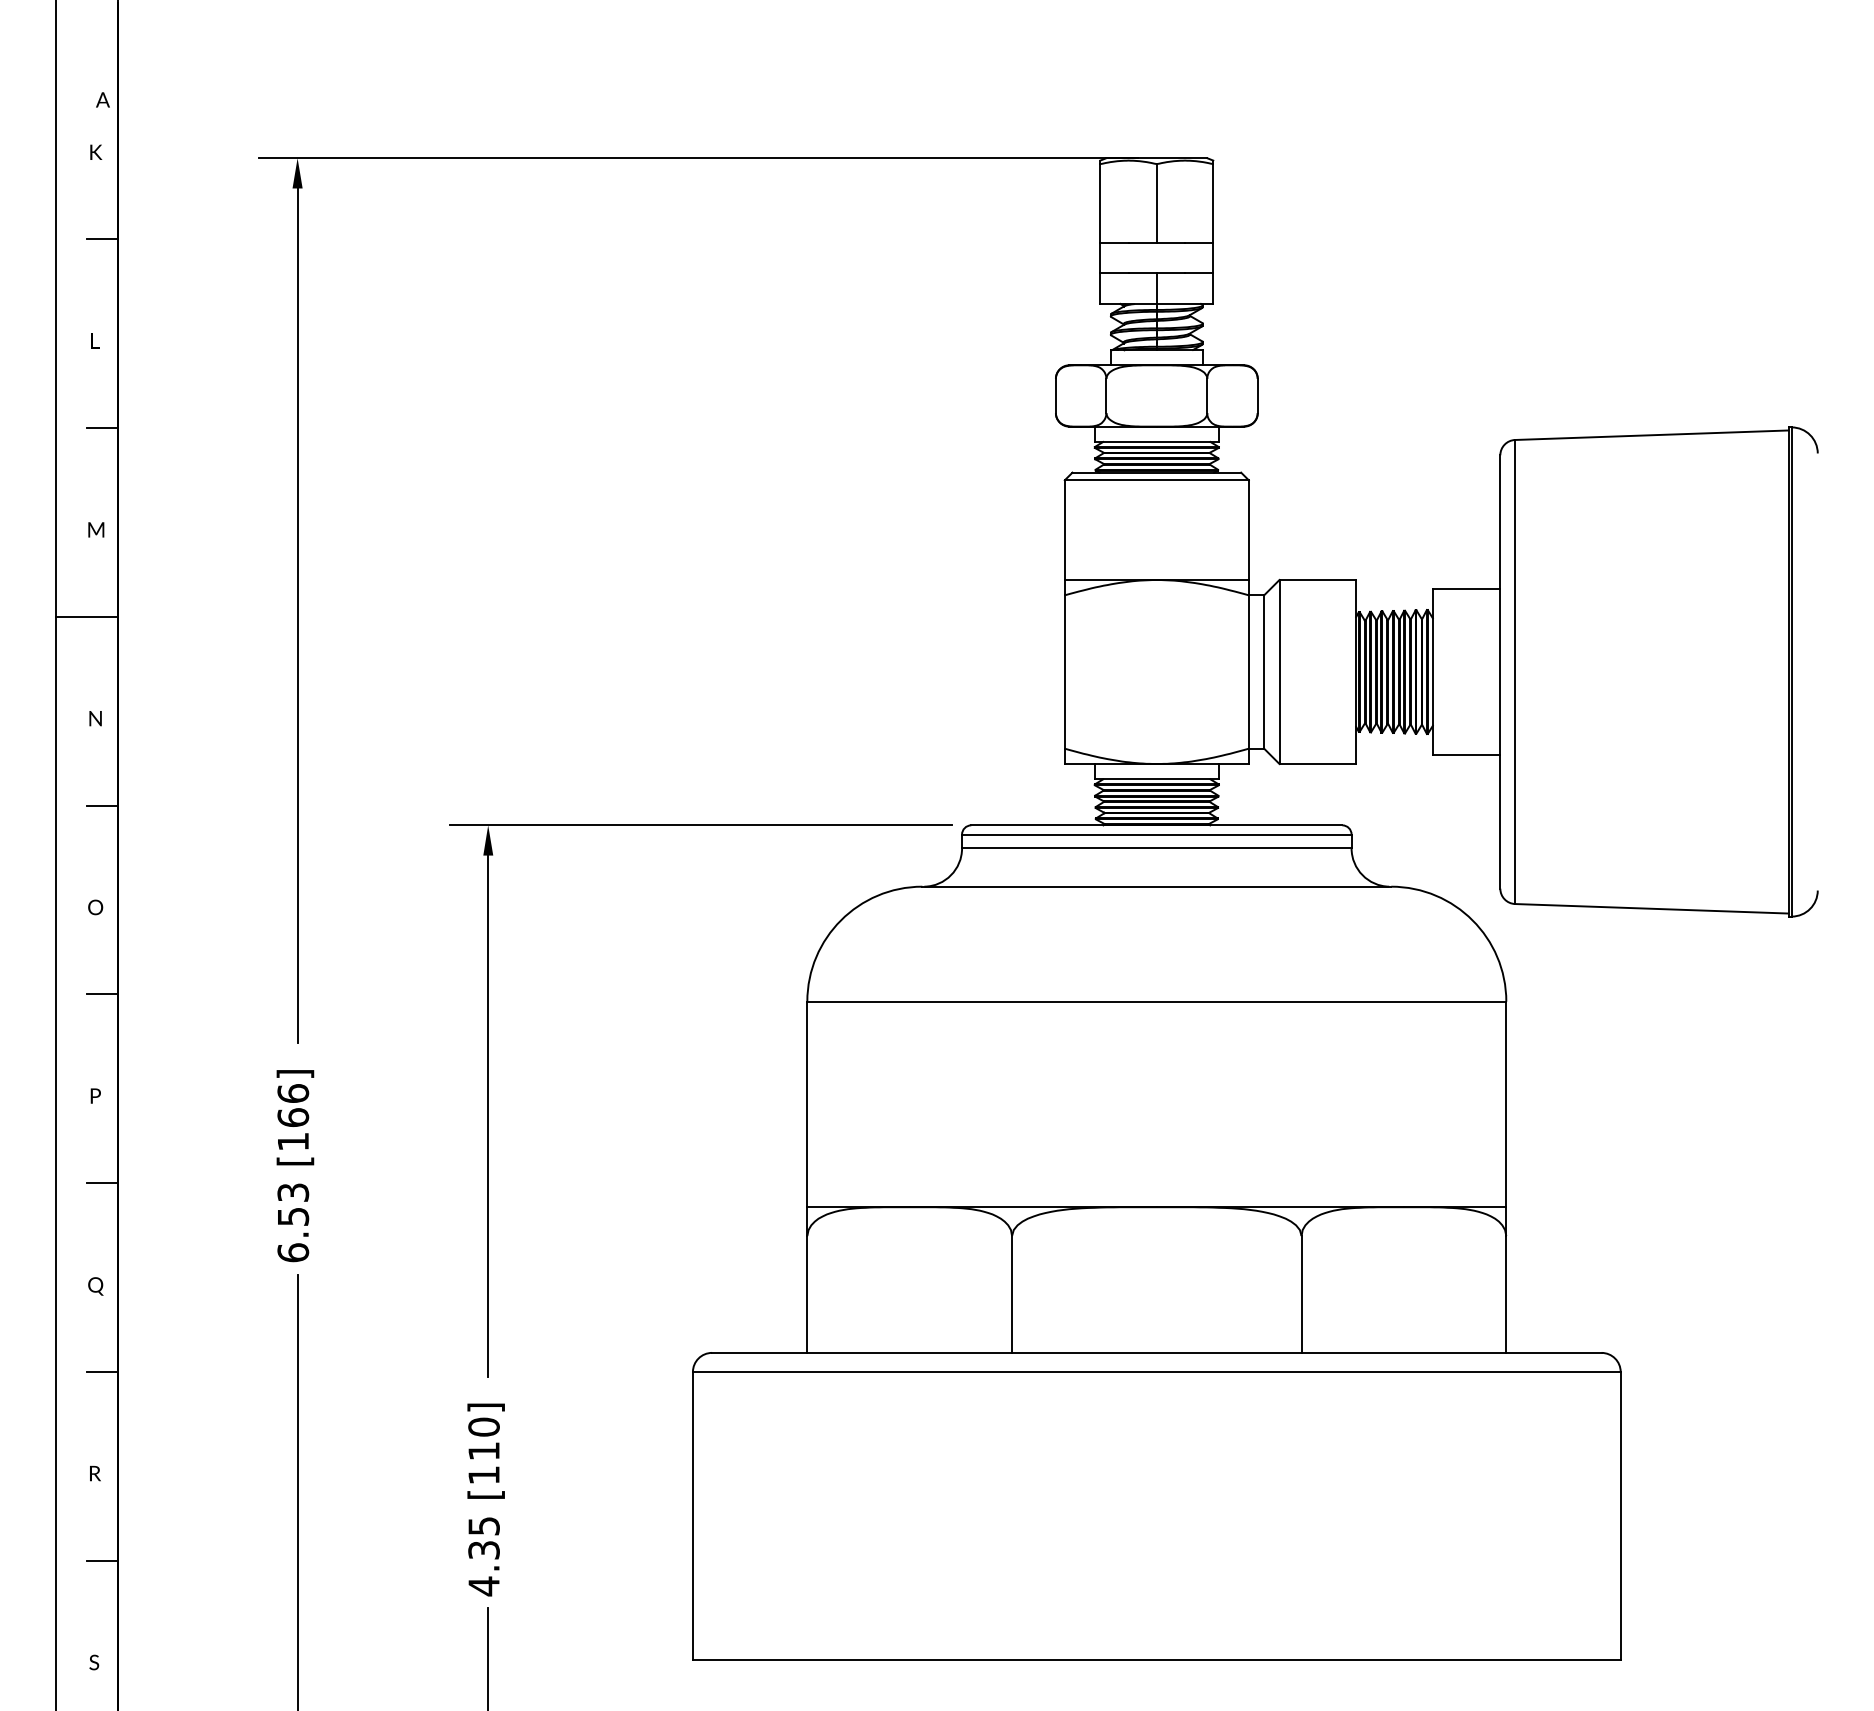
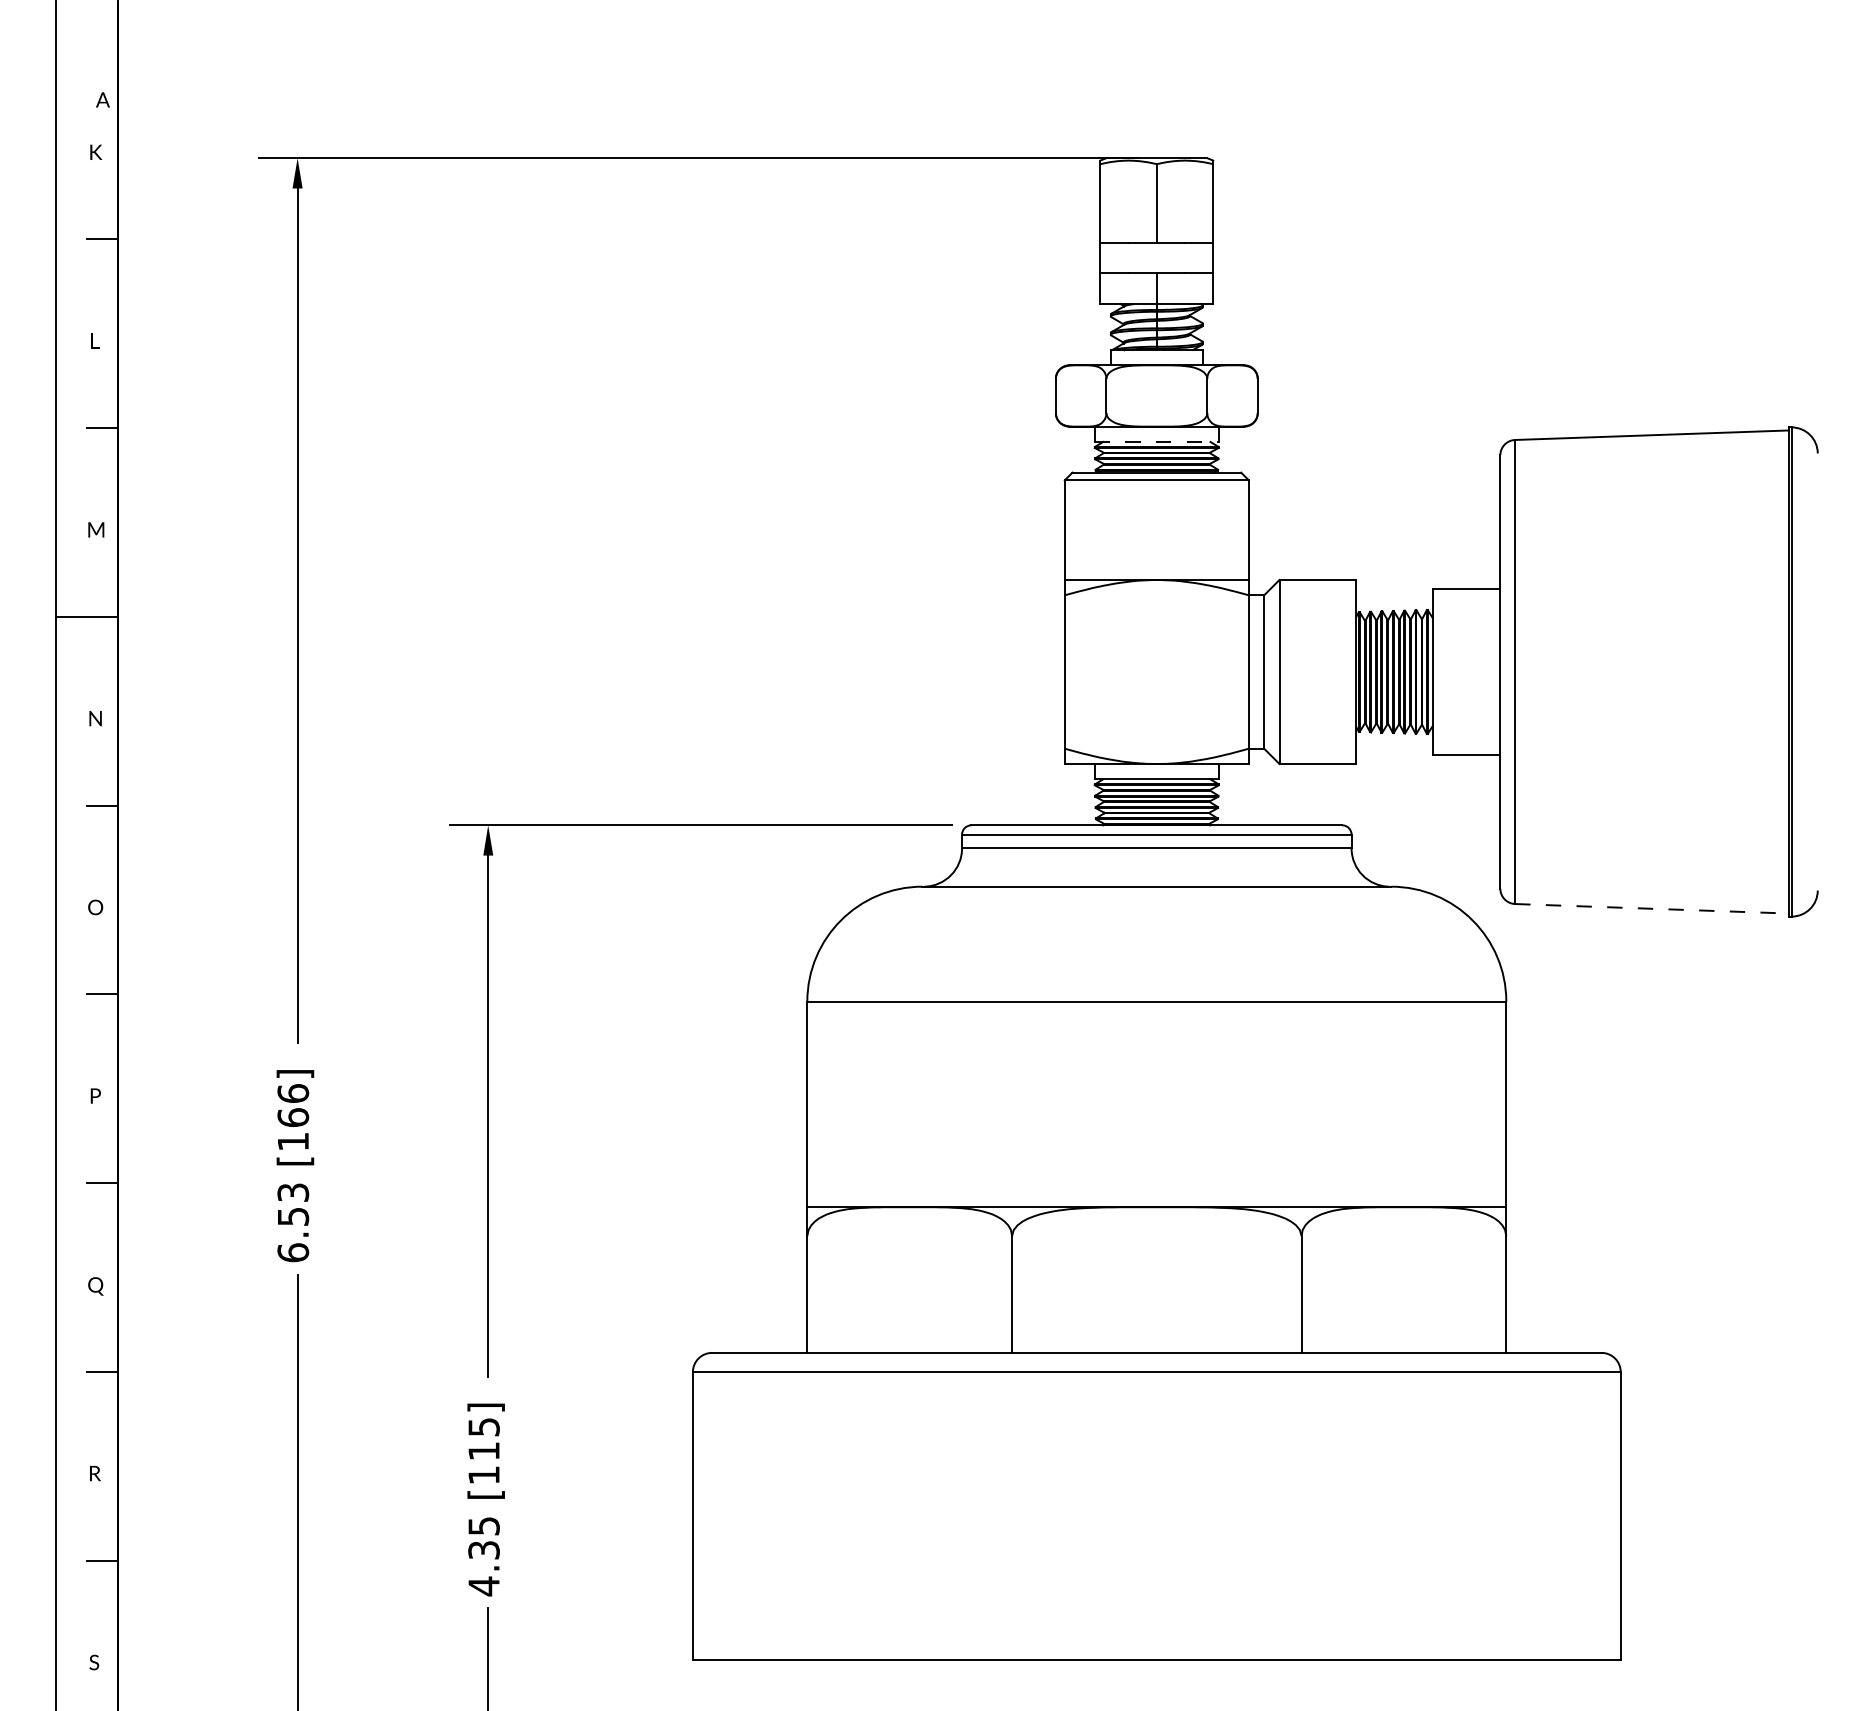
line: solid -> dashed (1157, 441)
line: solid -> dashed (1651, 908)
text: [110] -> [115] (483, 1426)
